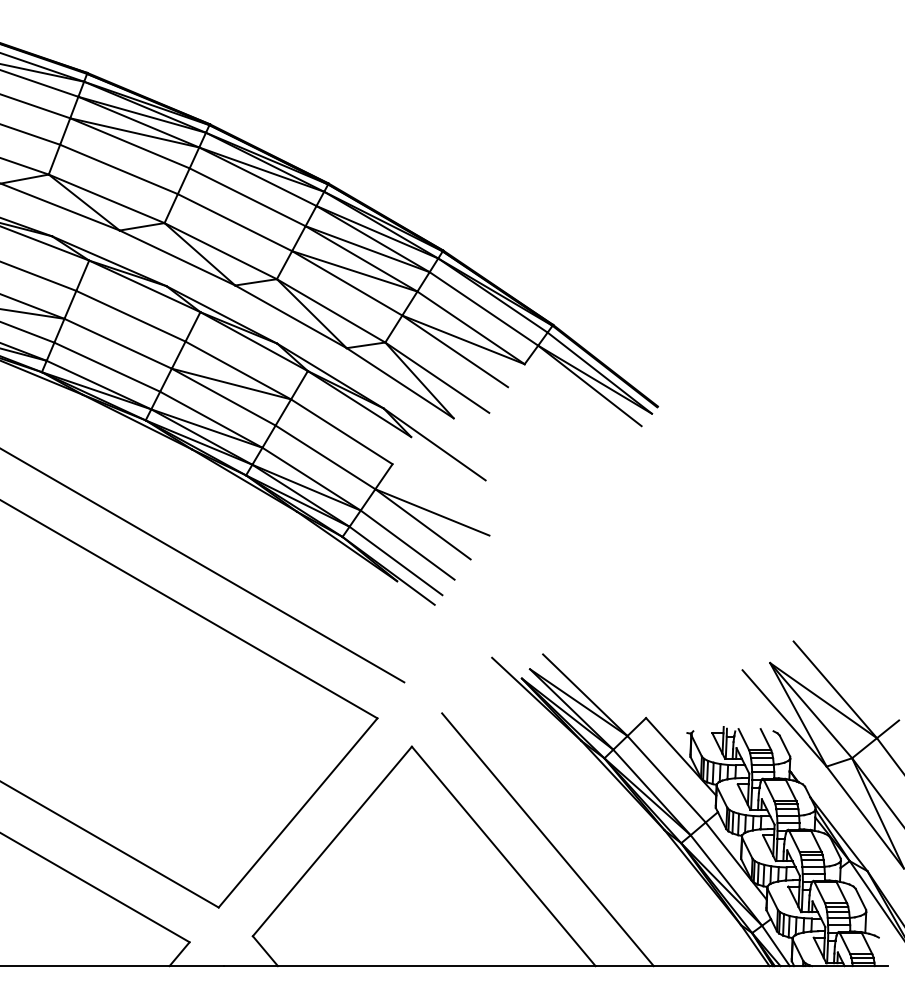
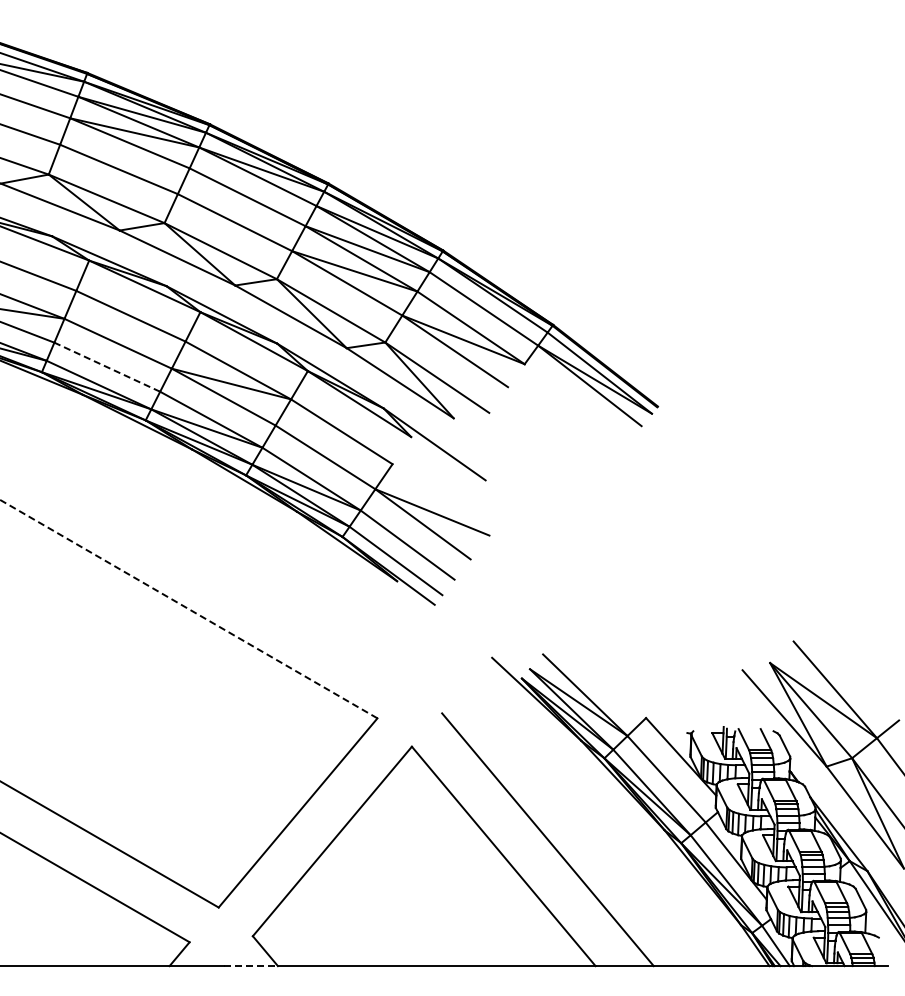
line: solid -> dashed (106, 367)
line: present -> none (203, 565)
line: solid -> dashed (188, 609)
line: solid -> dashed (251, 966)
